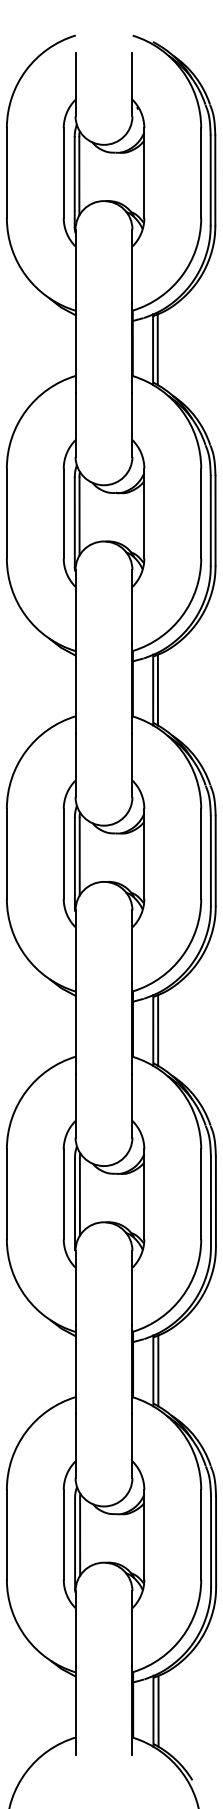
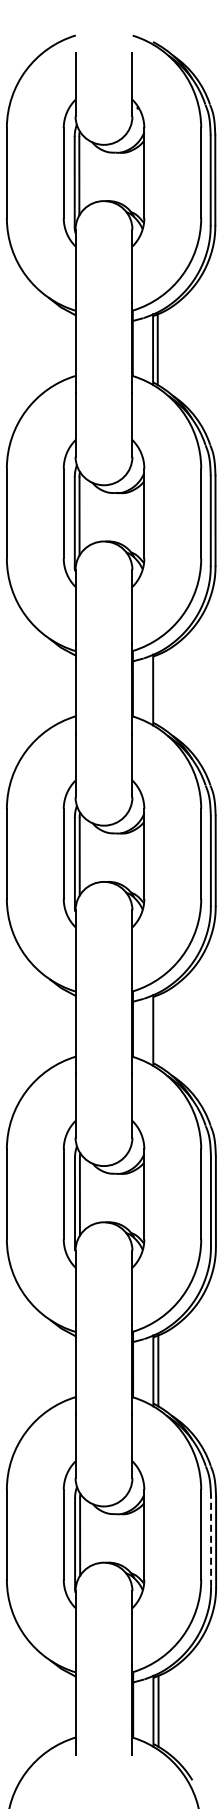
line: present -> none (157, 689)
line: present -> none (158, 1029)
line: solid -> dashed (211, 1541)
